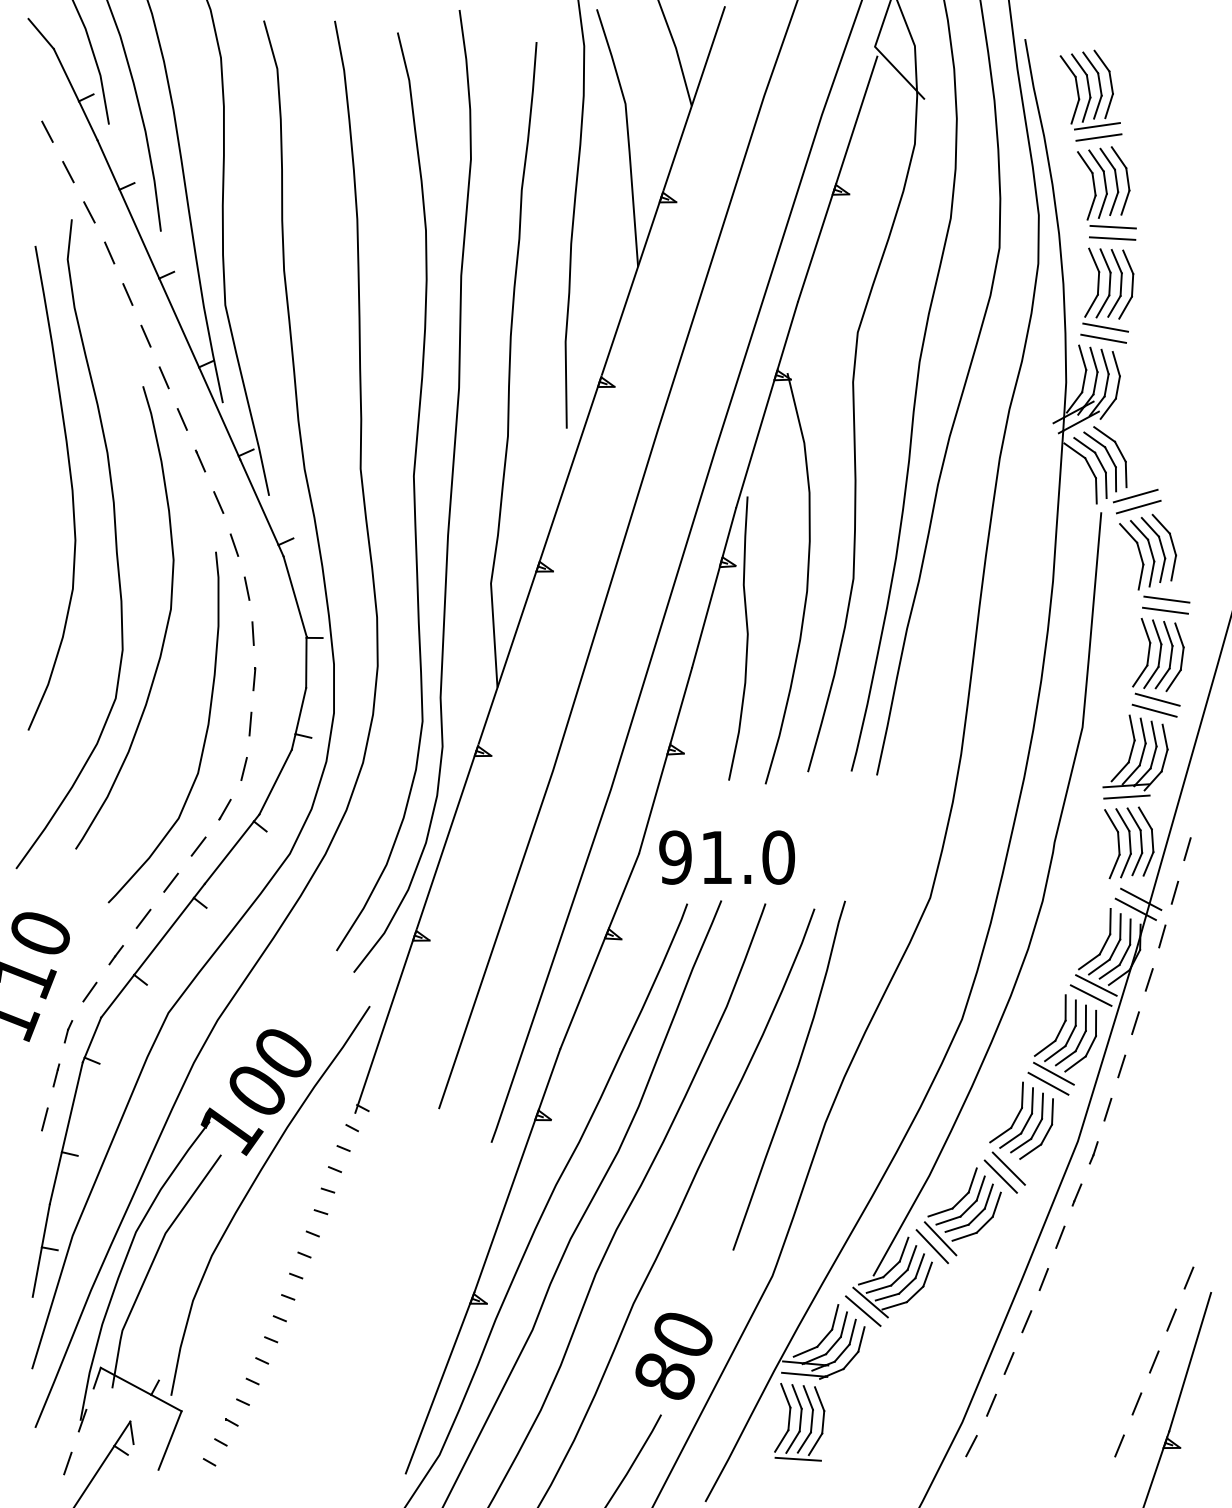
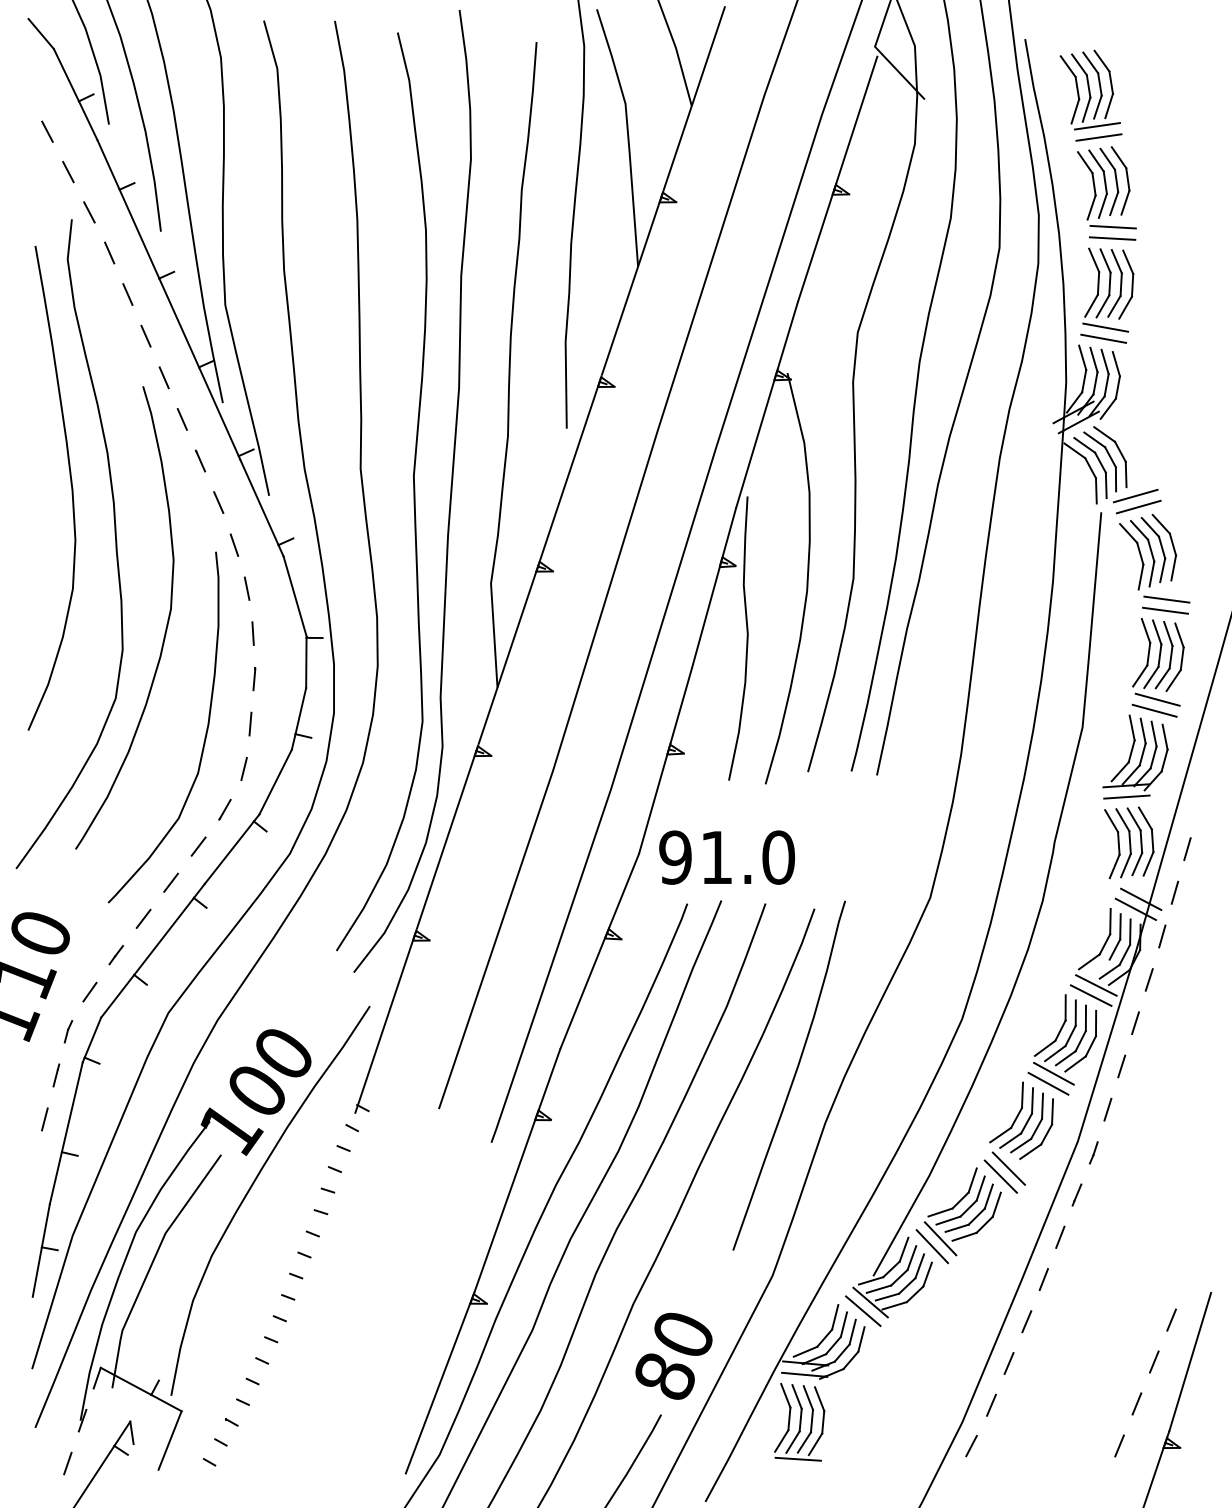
line: present -> none (1099, 966)
line: present -> none (1188, 1277)
